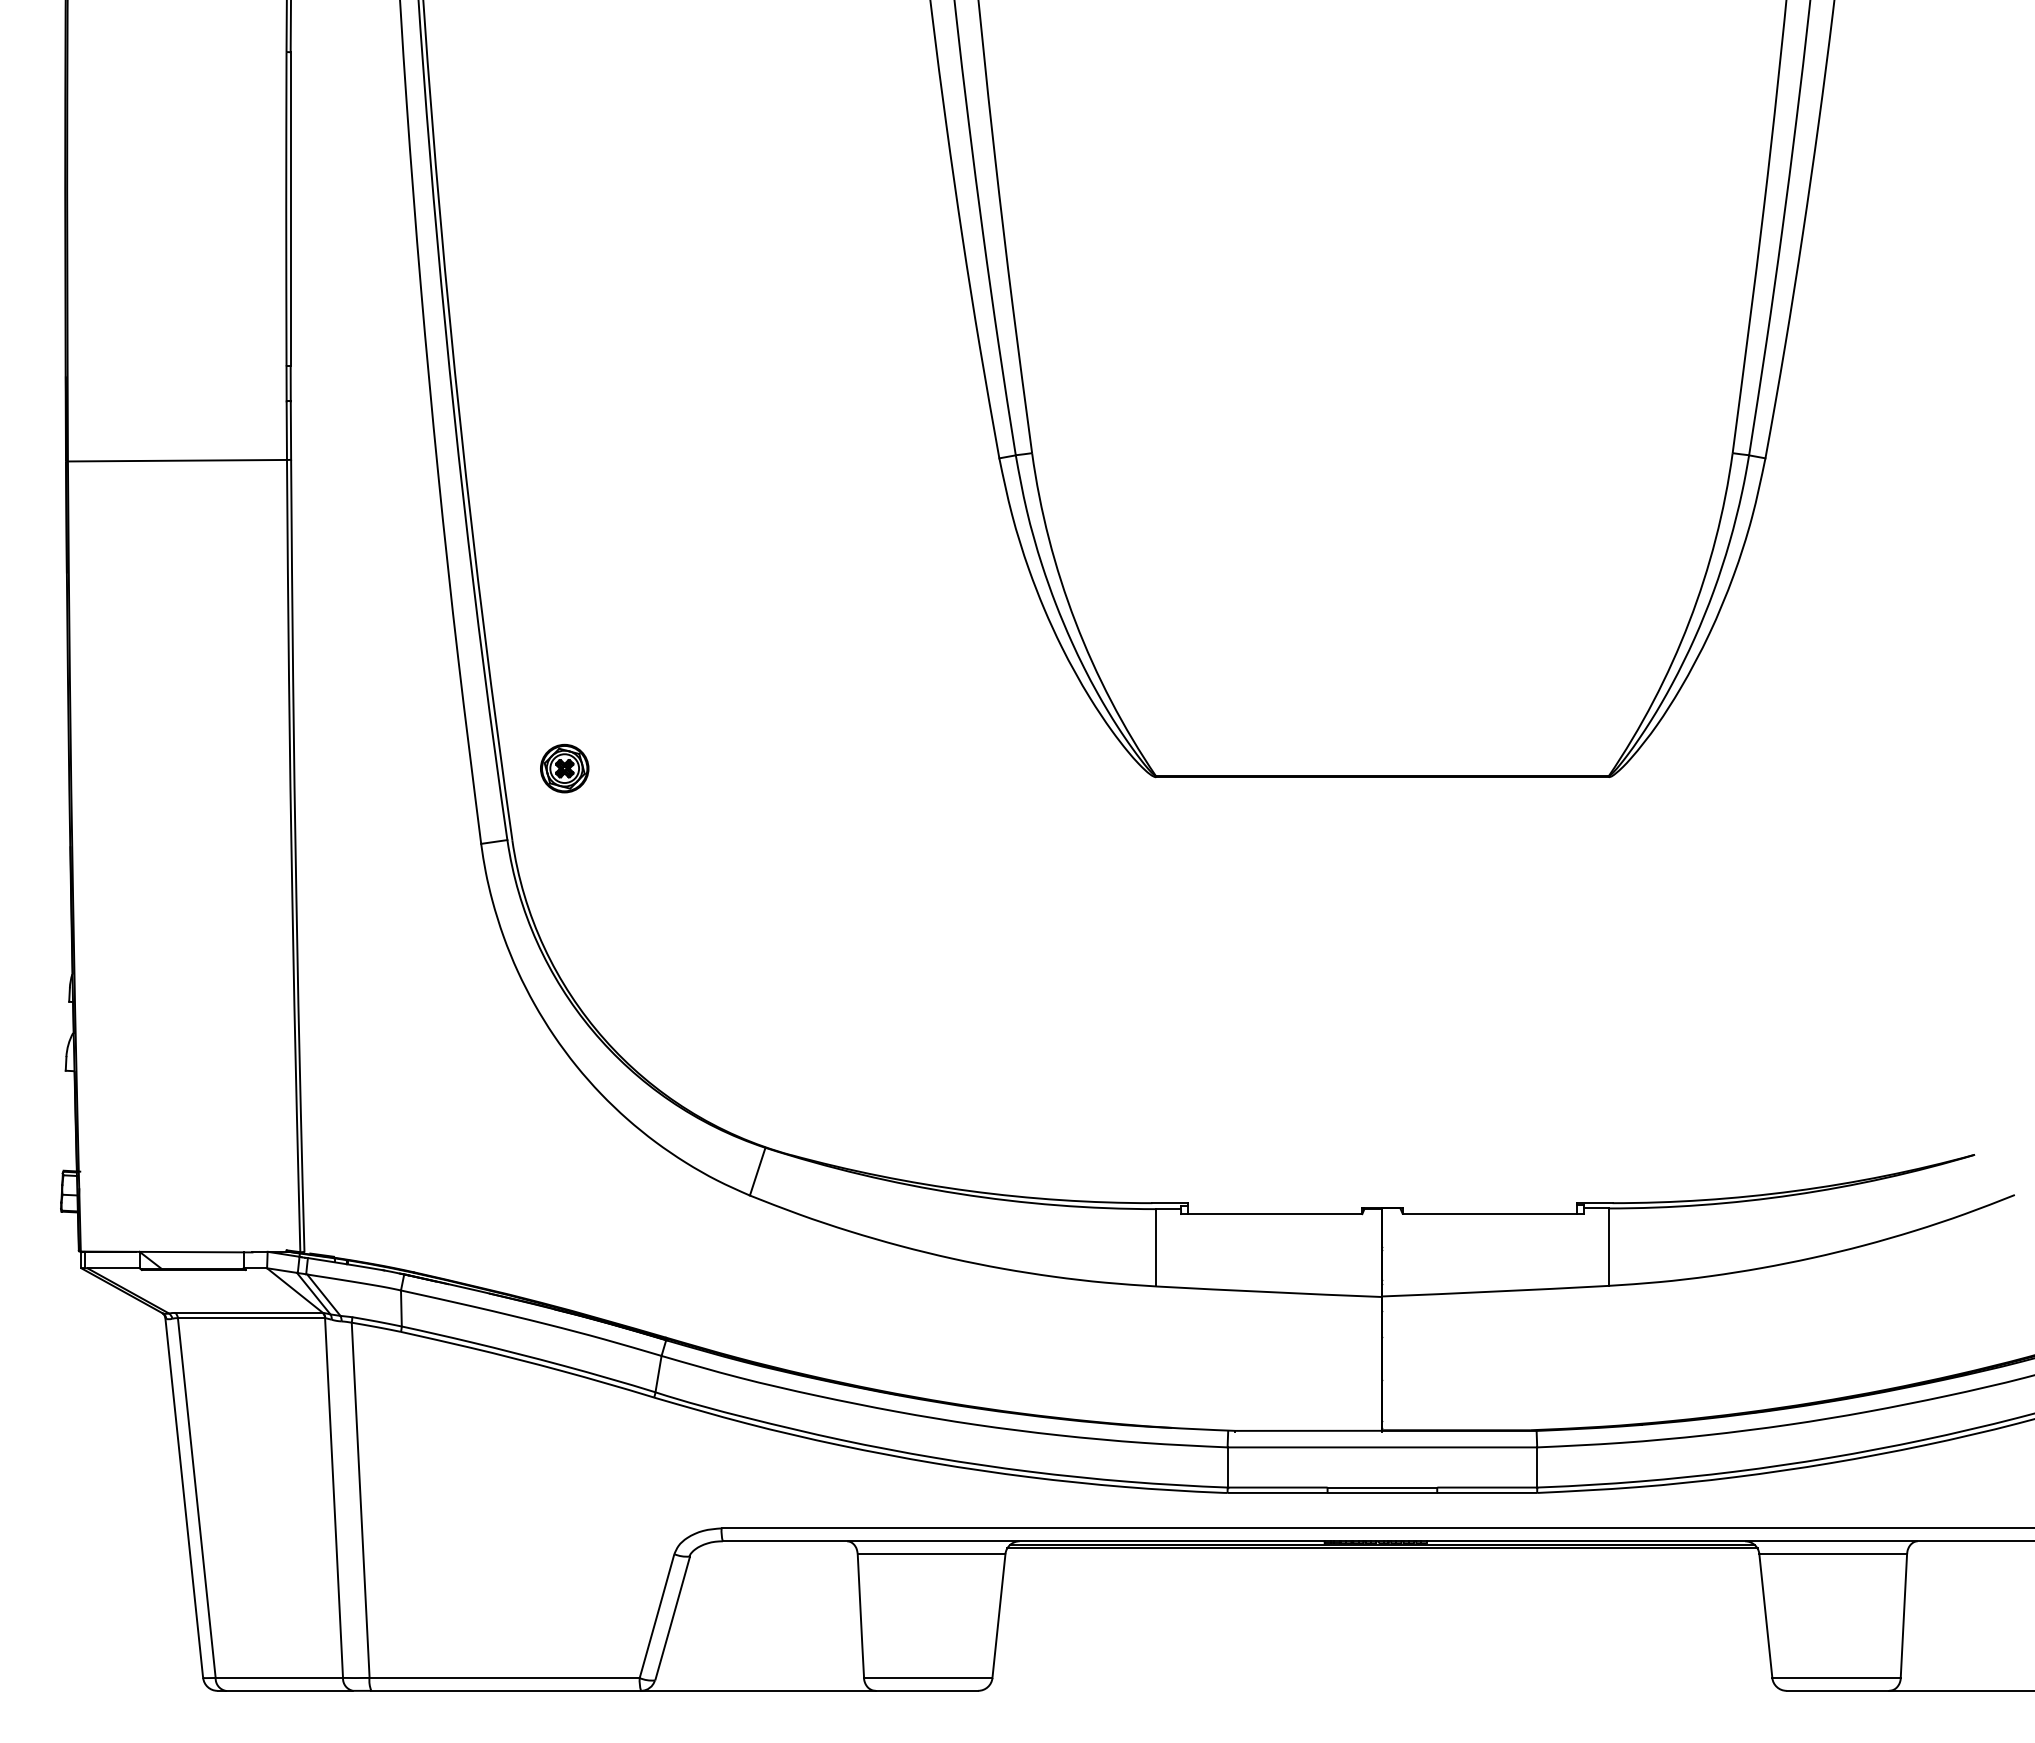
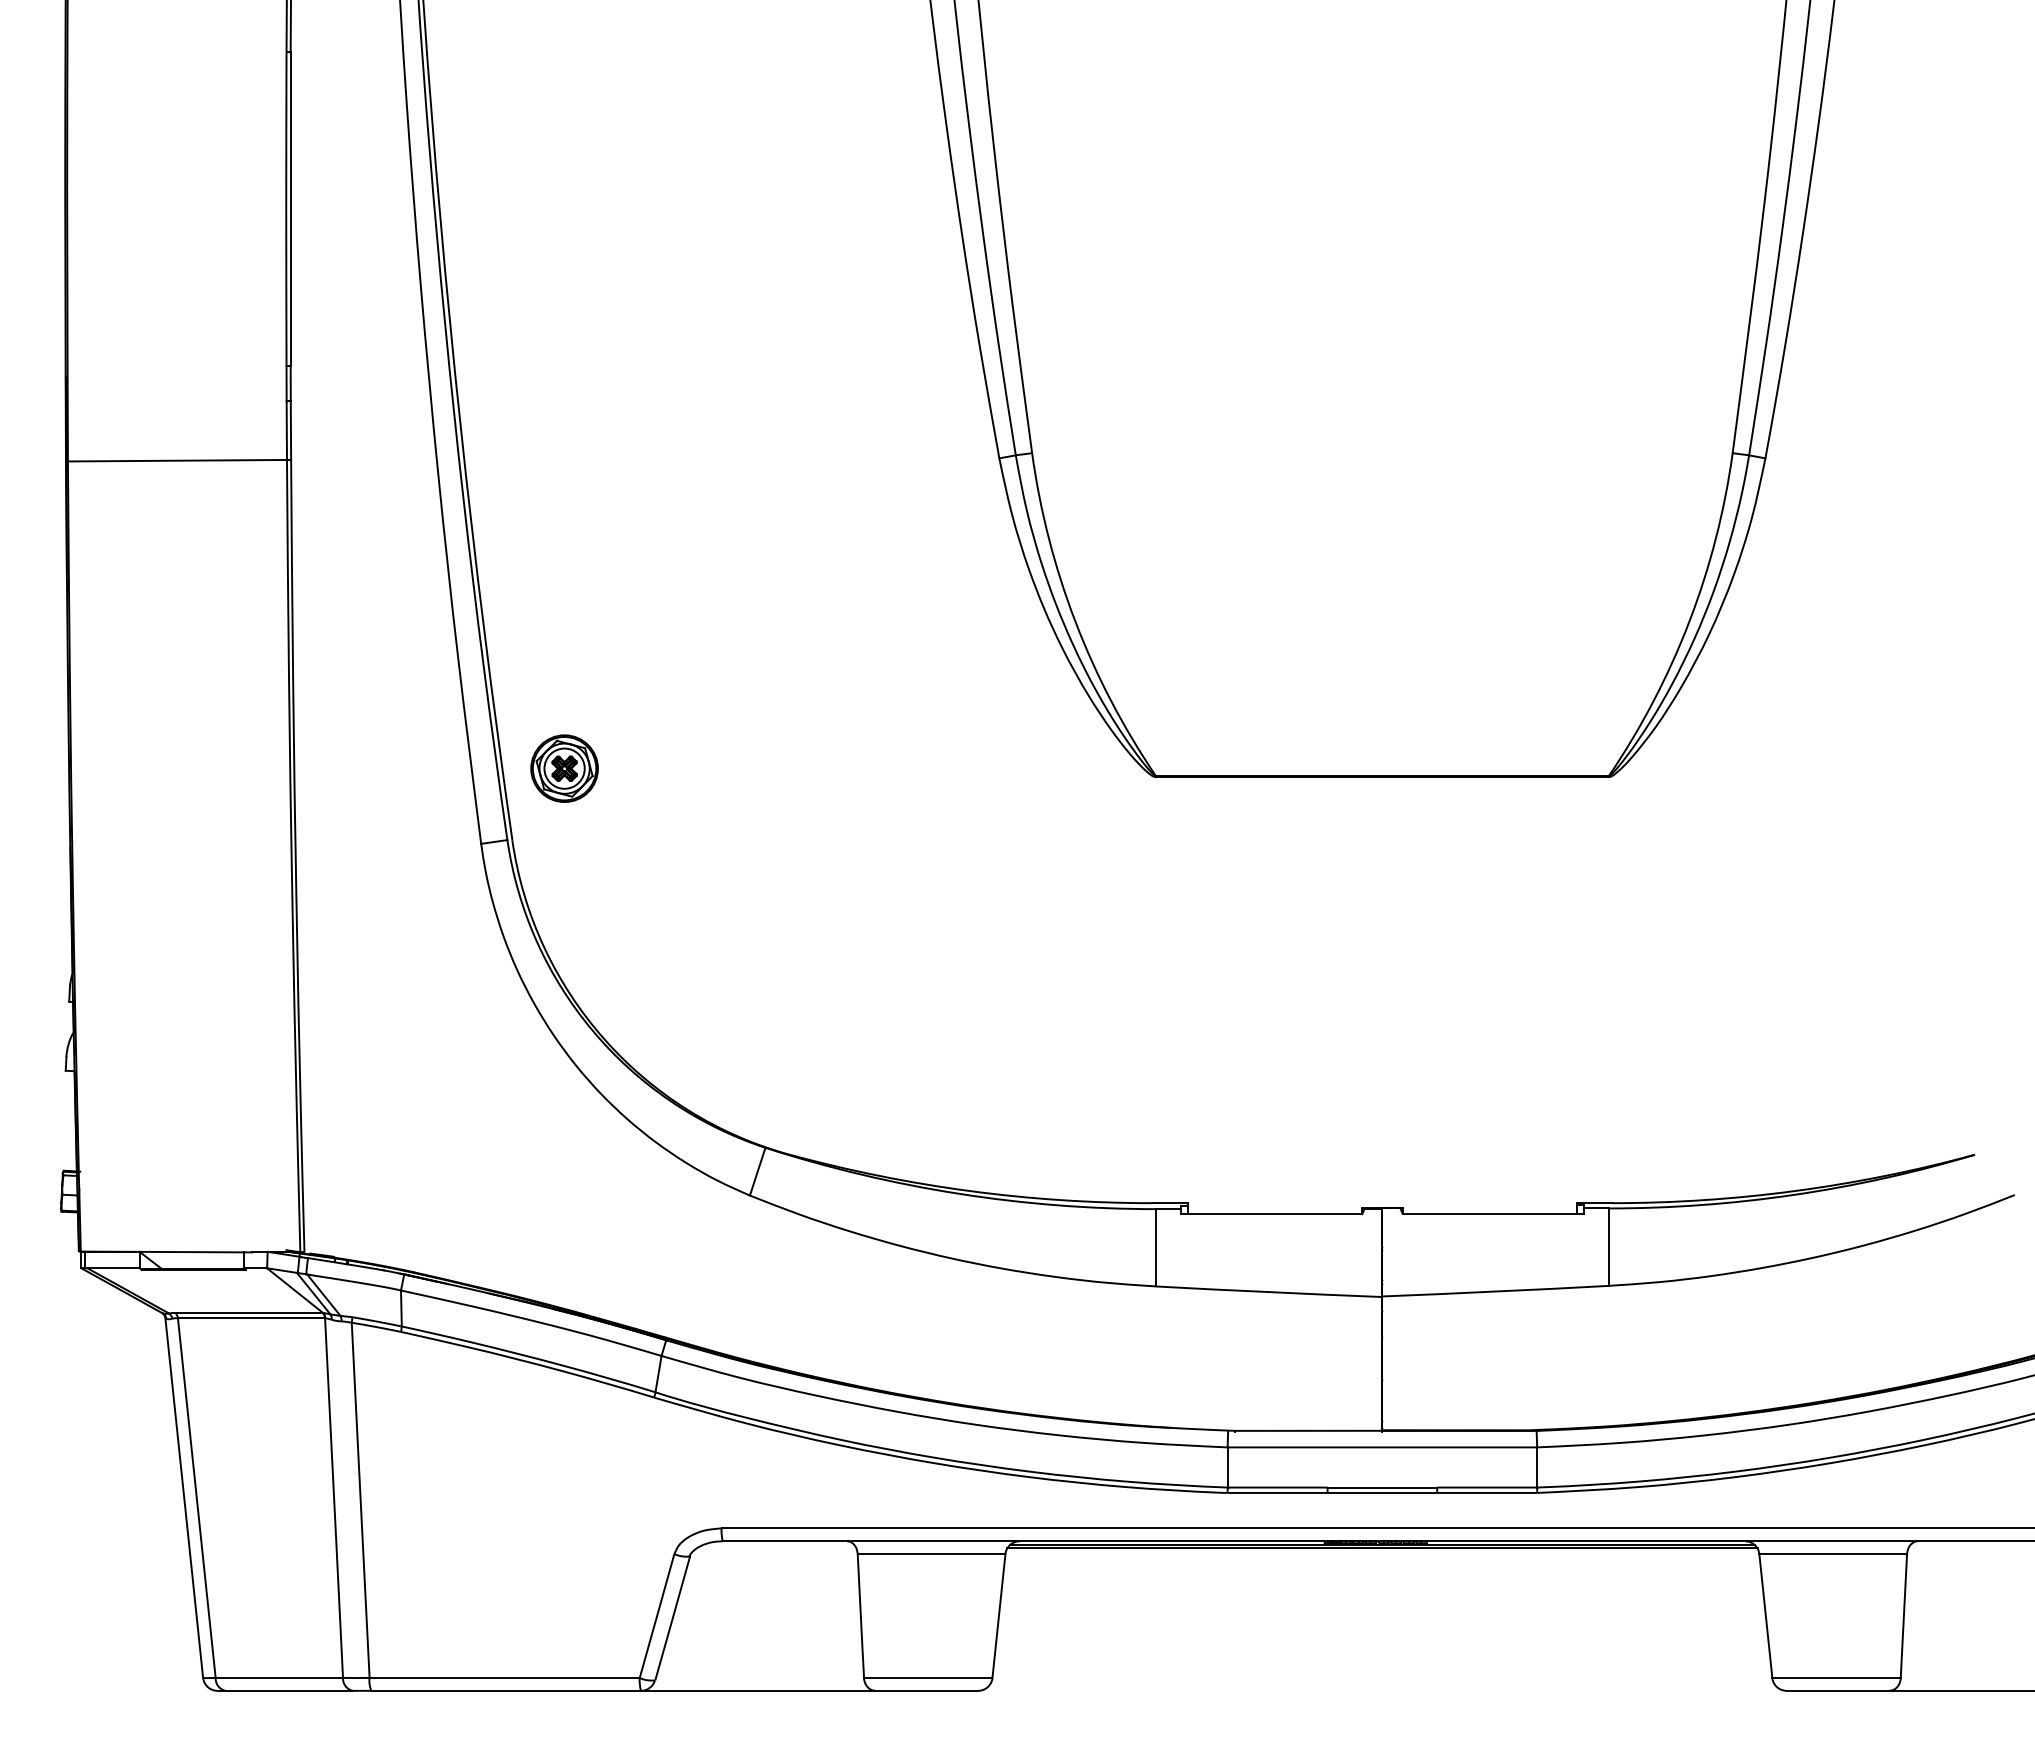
part size: 50x51 px -> 69x69 px (564, 768)
